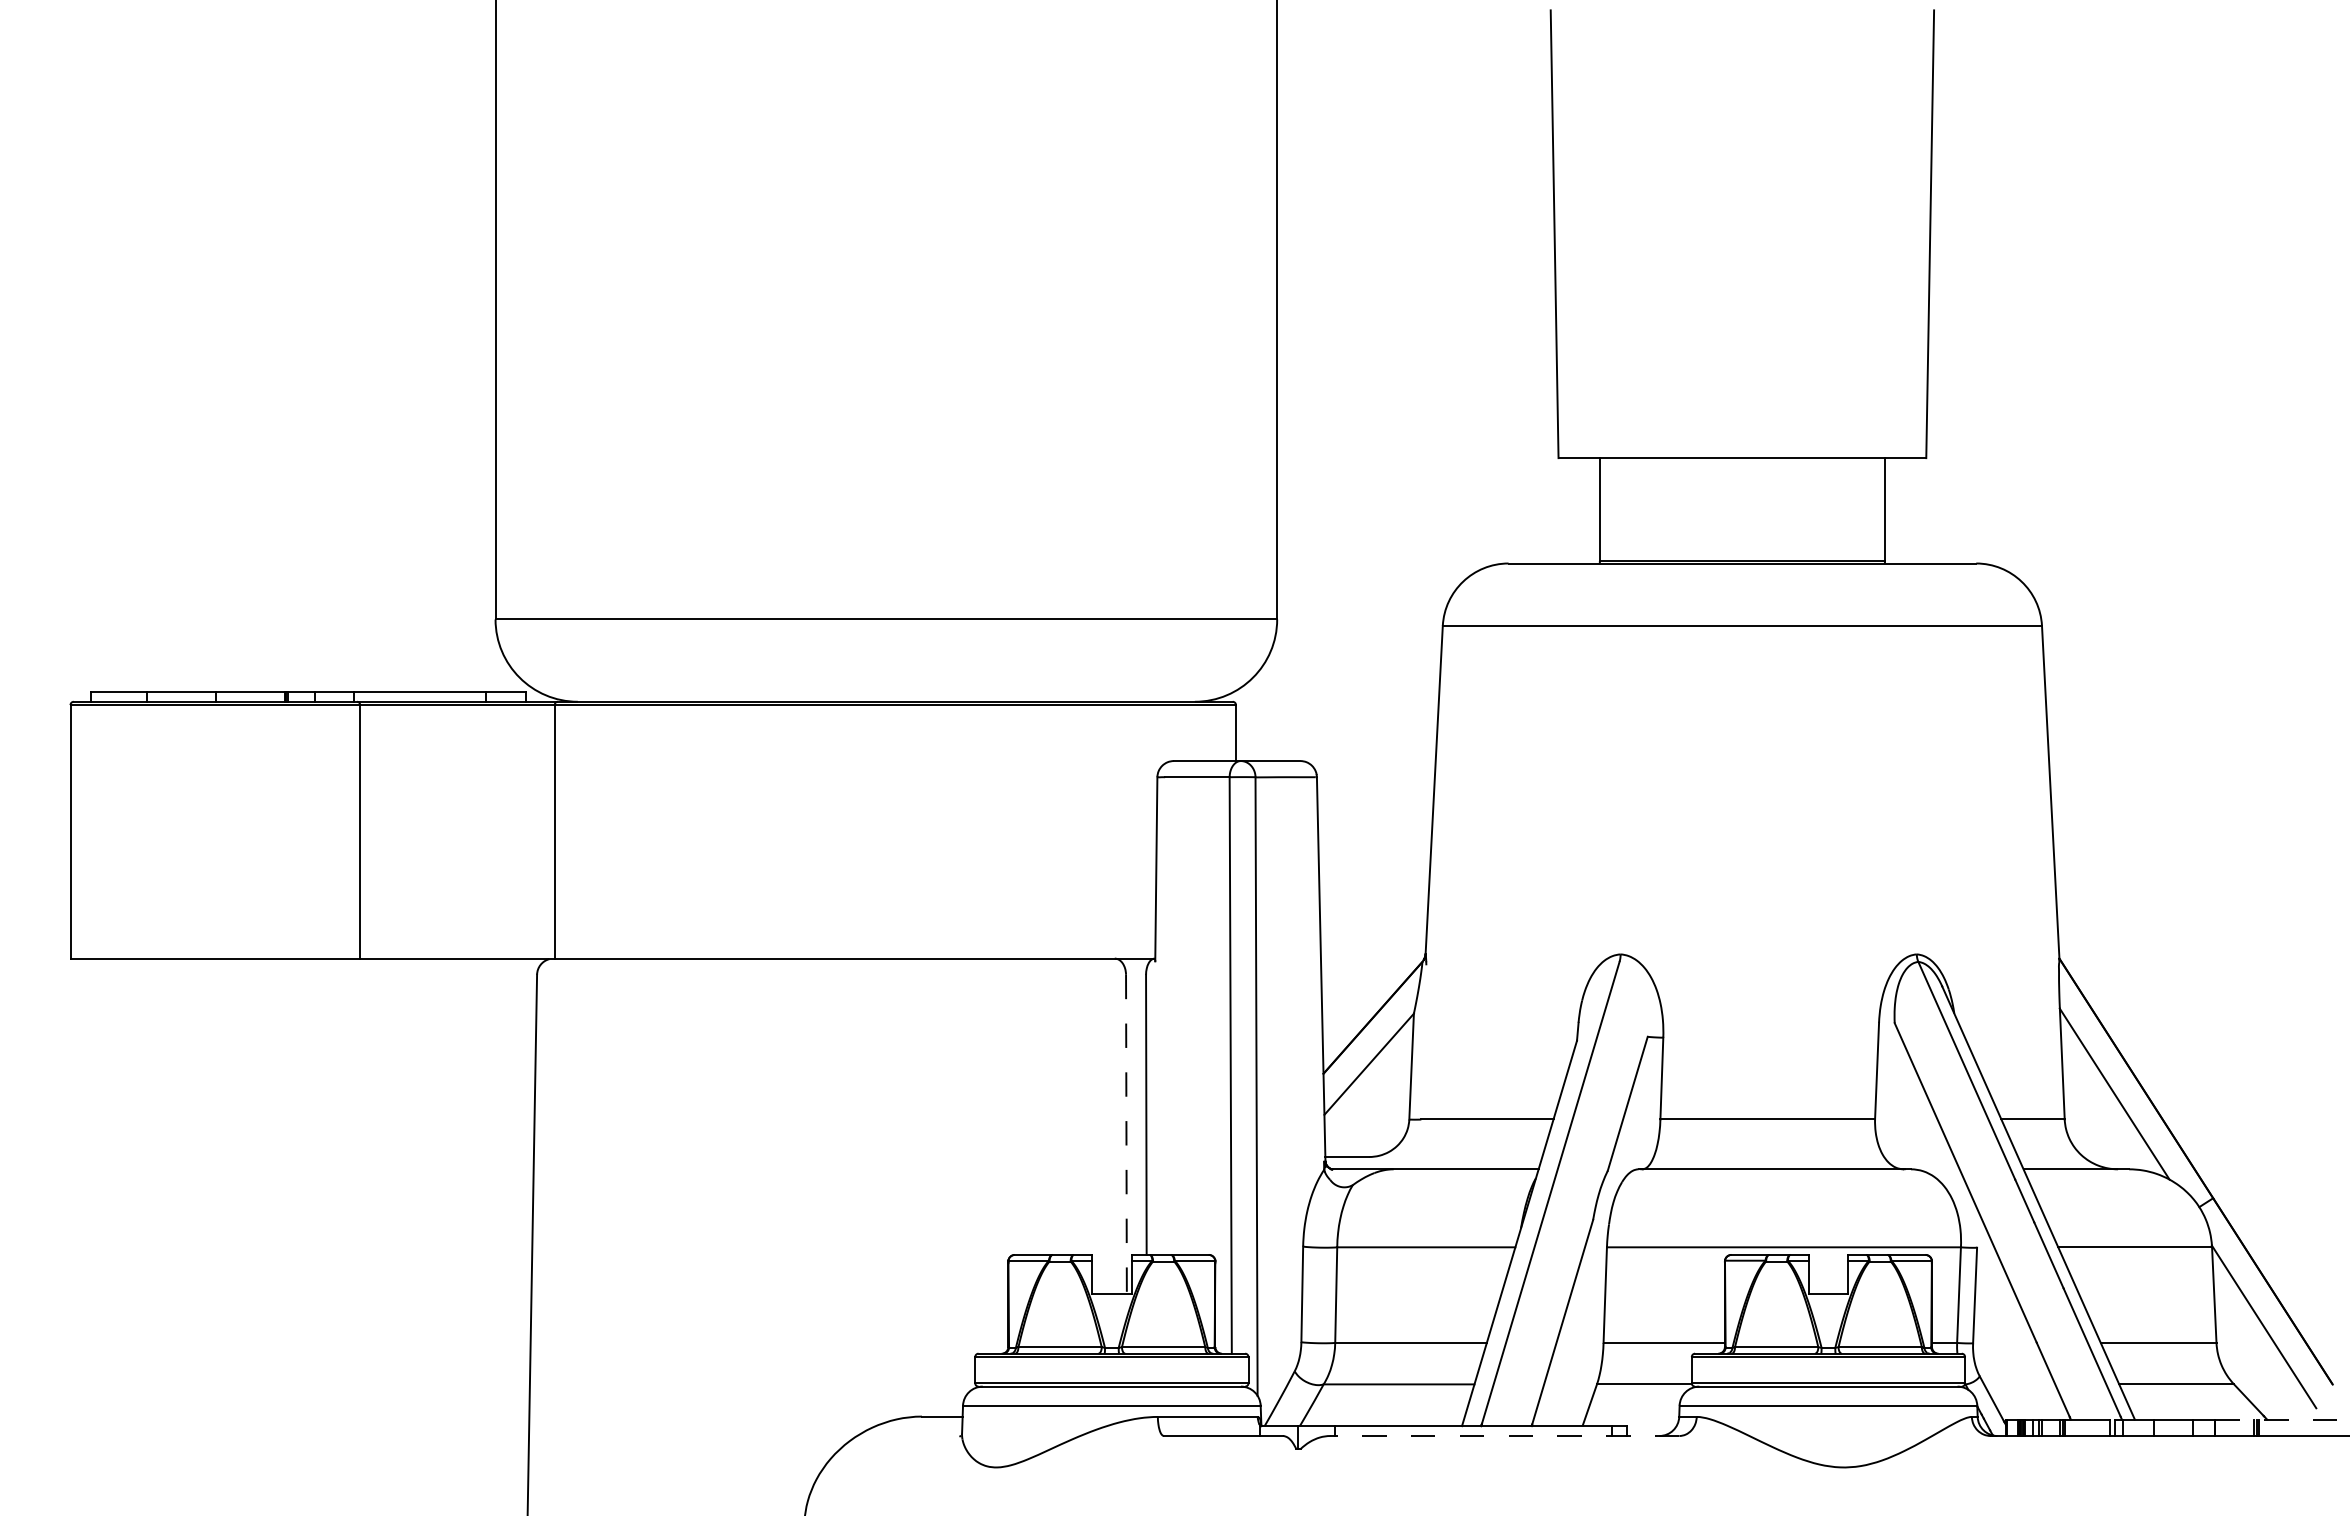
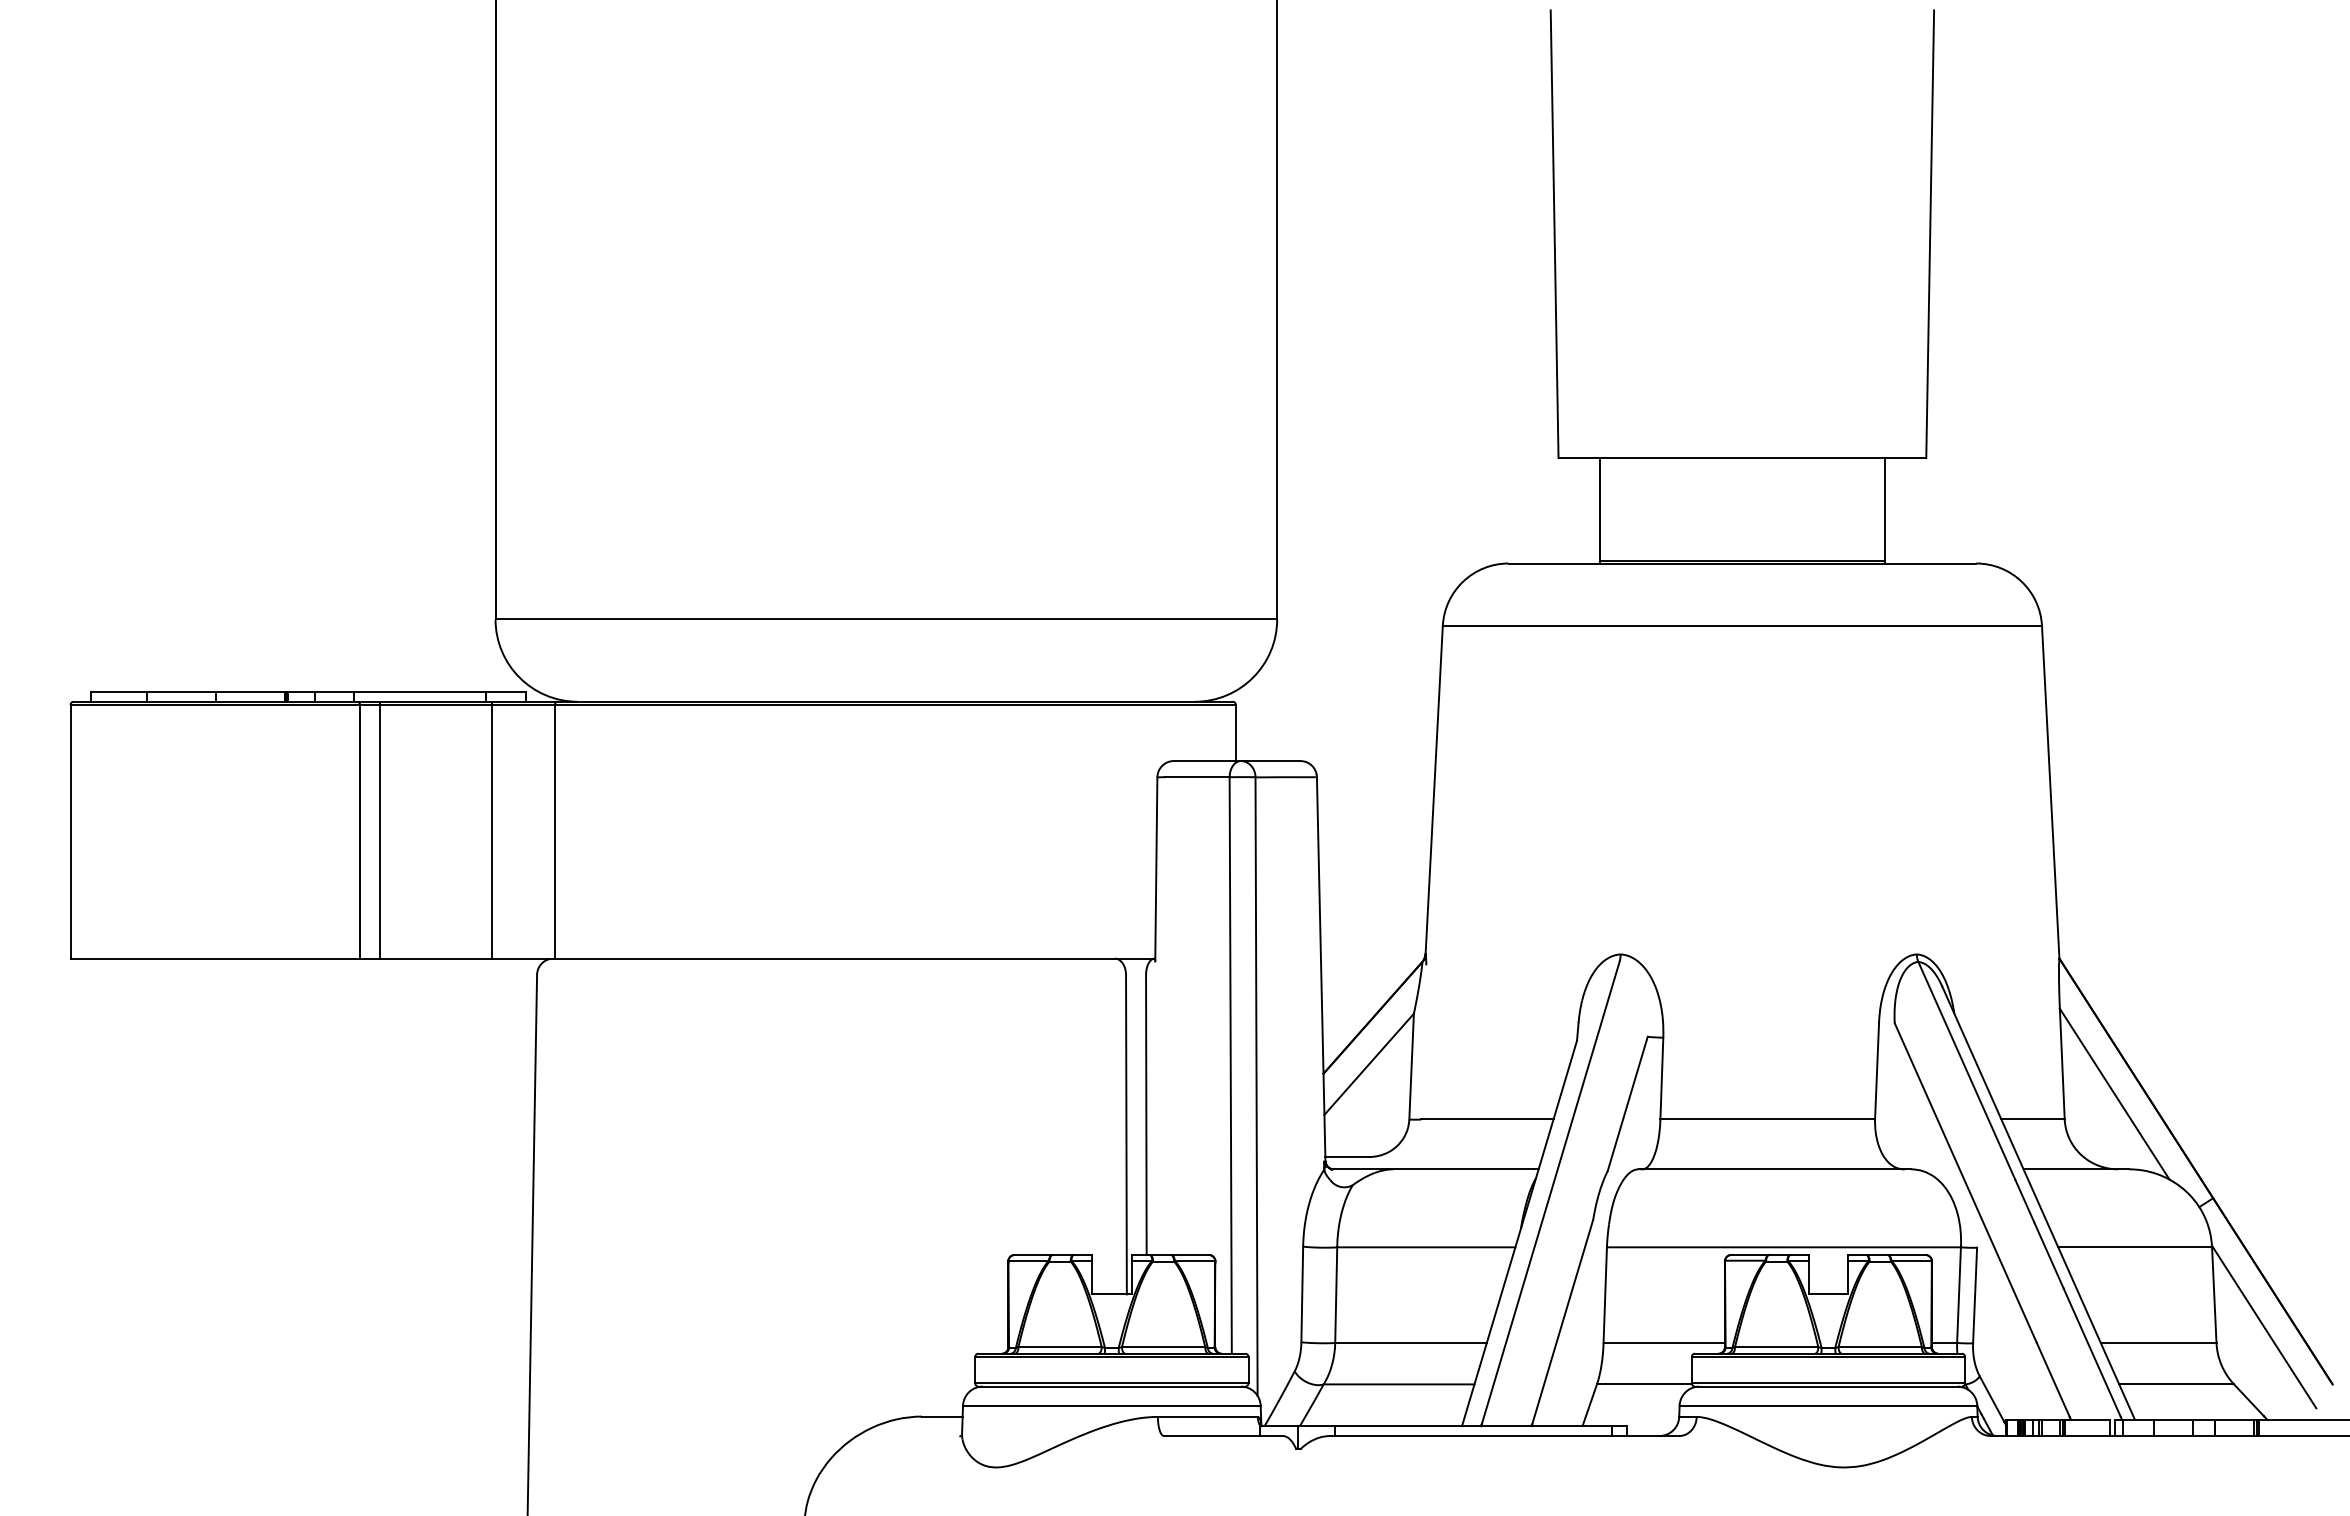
line: none -> present (379, 829)
line: none -> present (492, 829)
line: dashed -> solid (1126, 1134)
line: dashed -> solid (2282, 1419)
line: dashed -> solid (1504, 1436)
